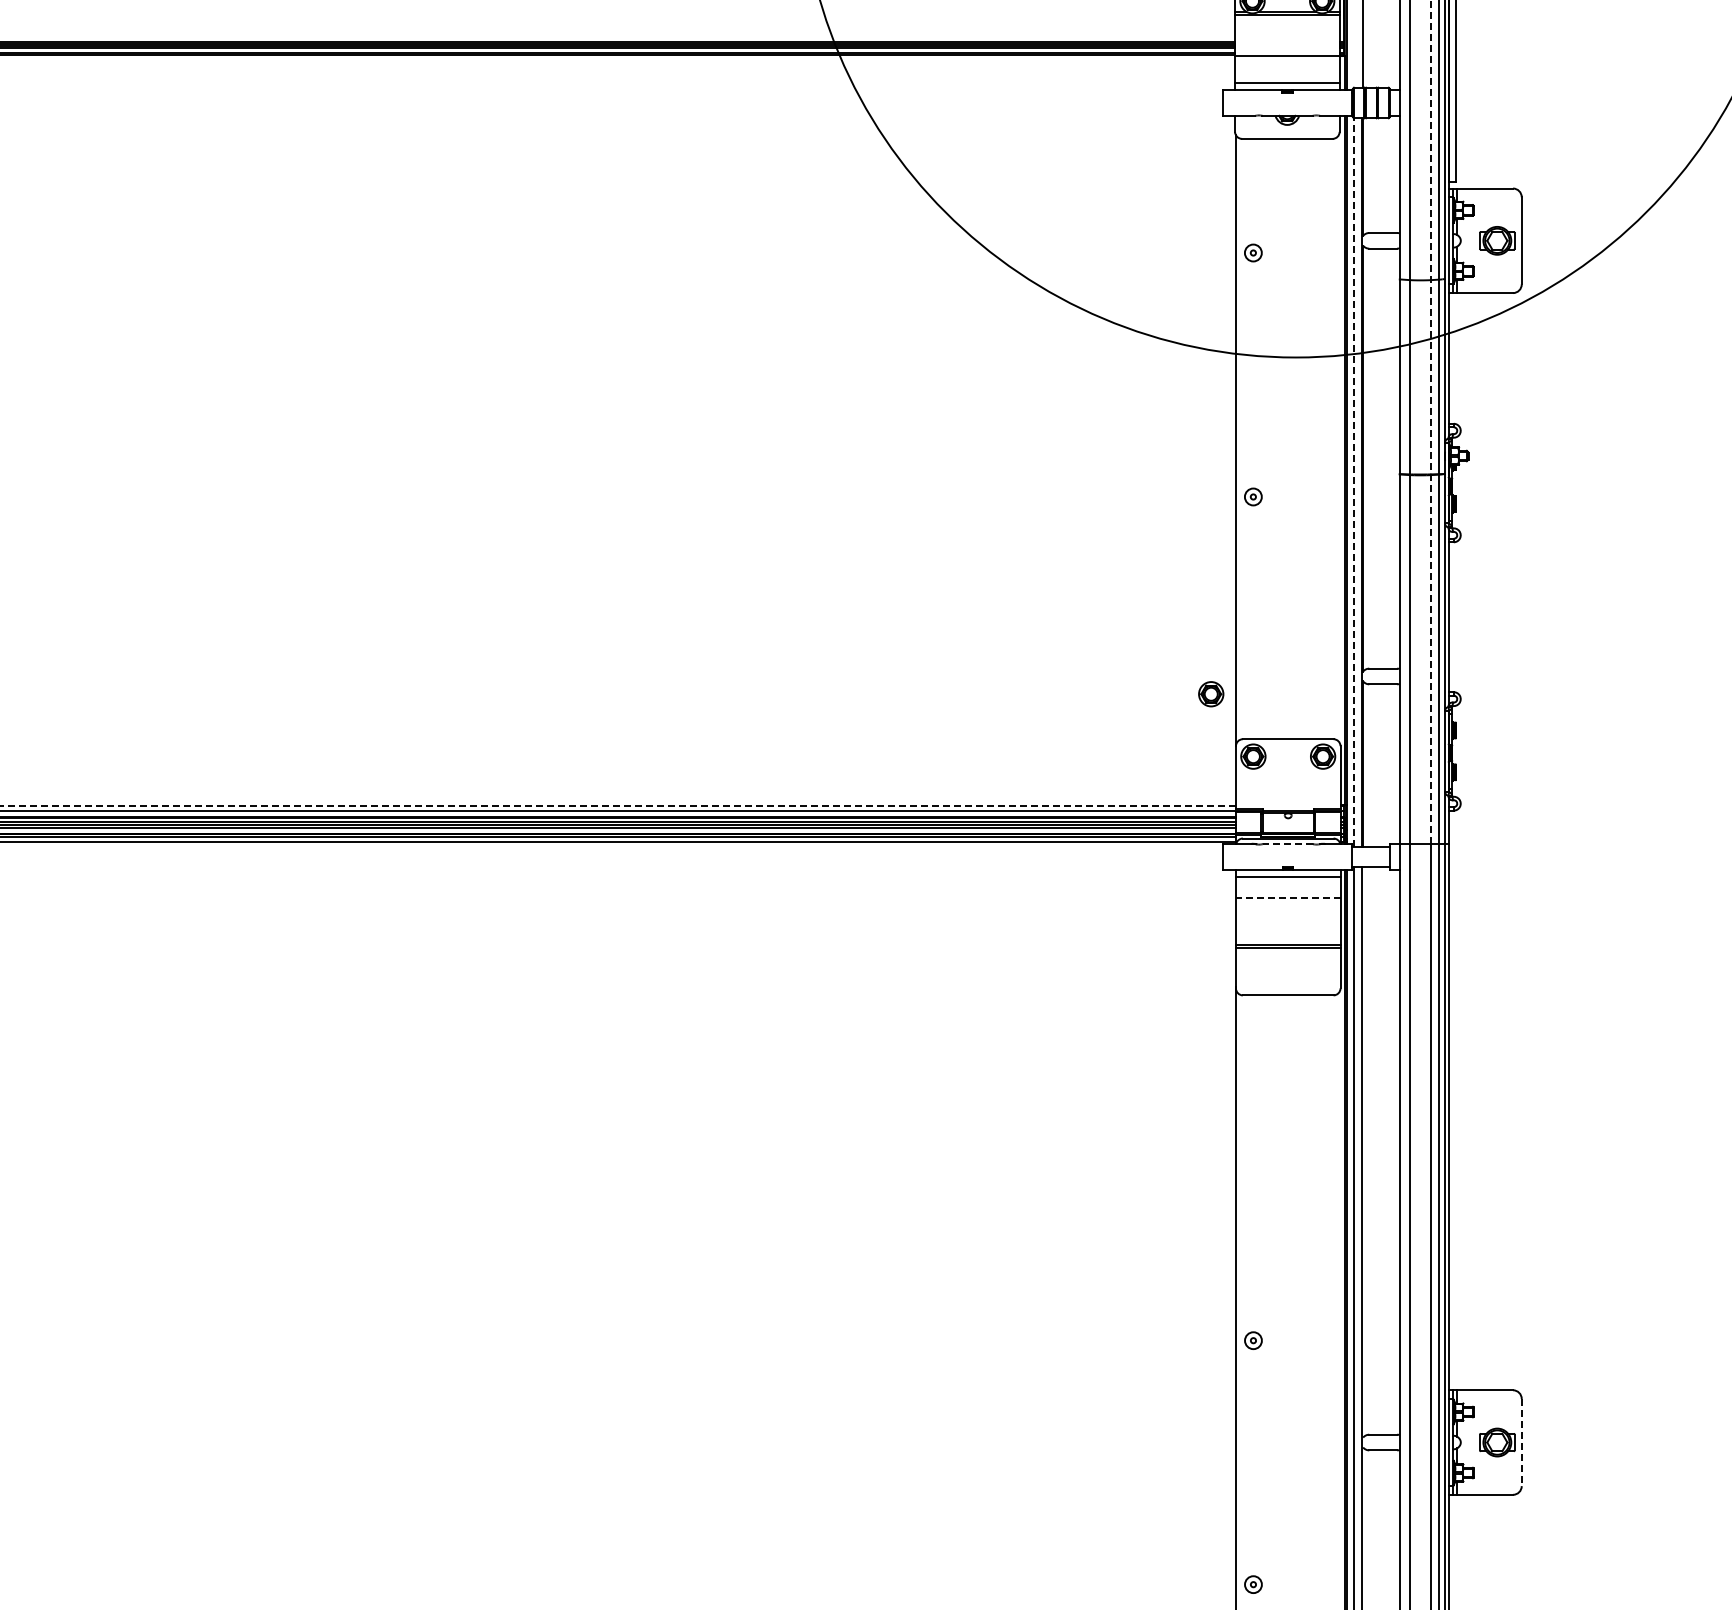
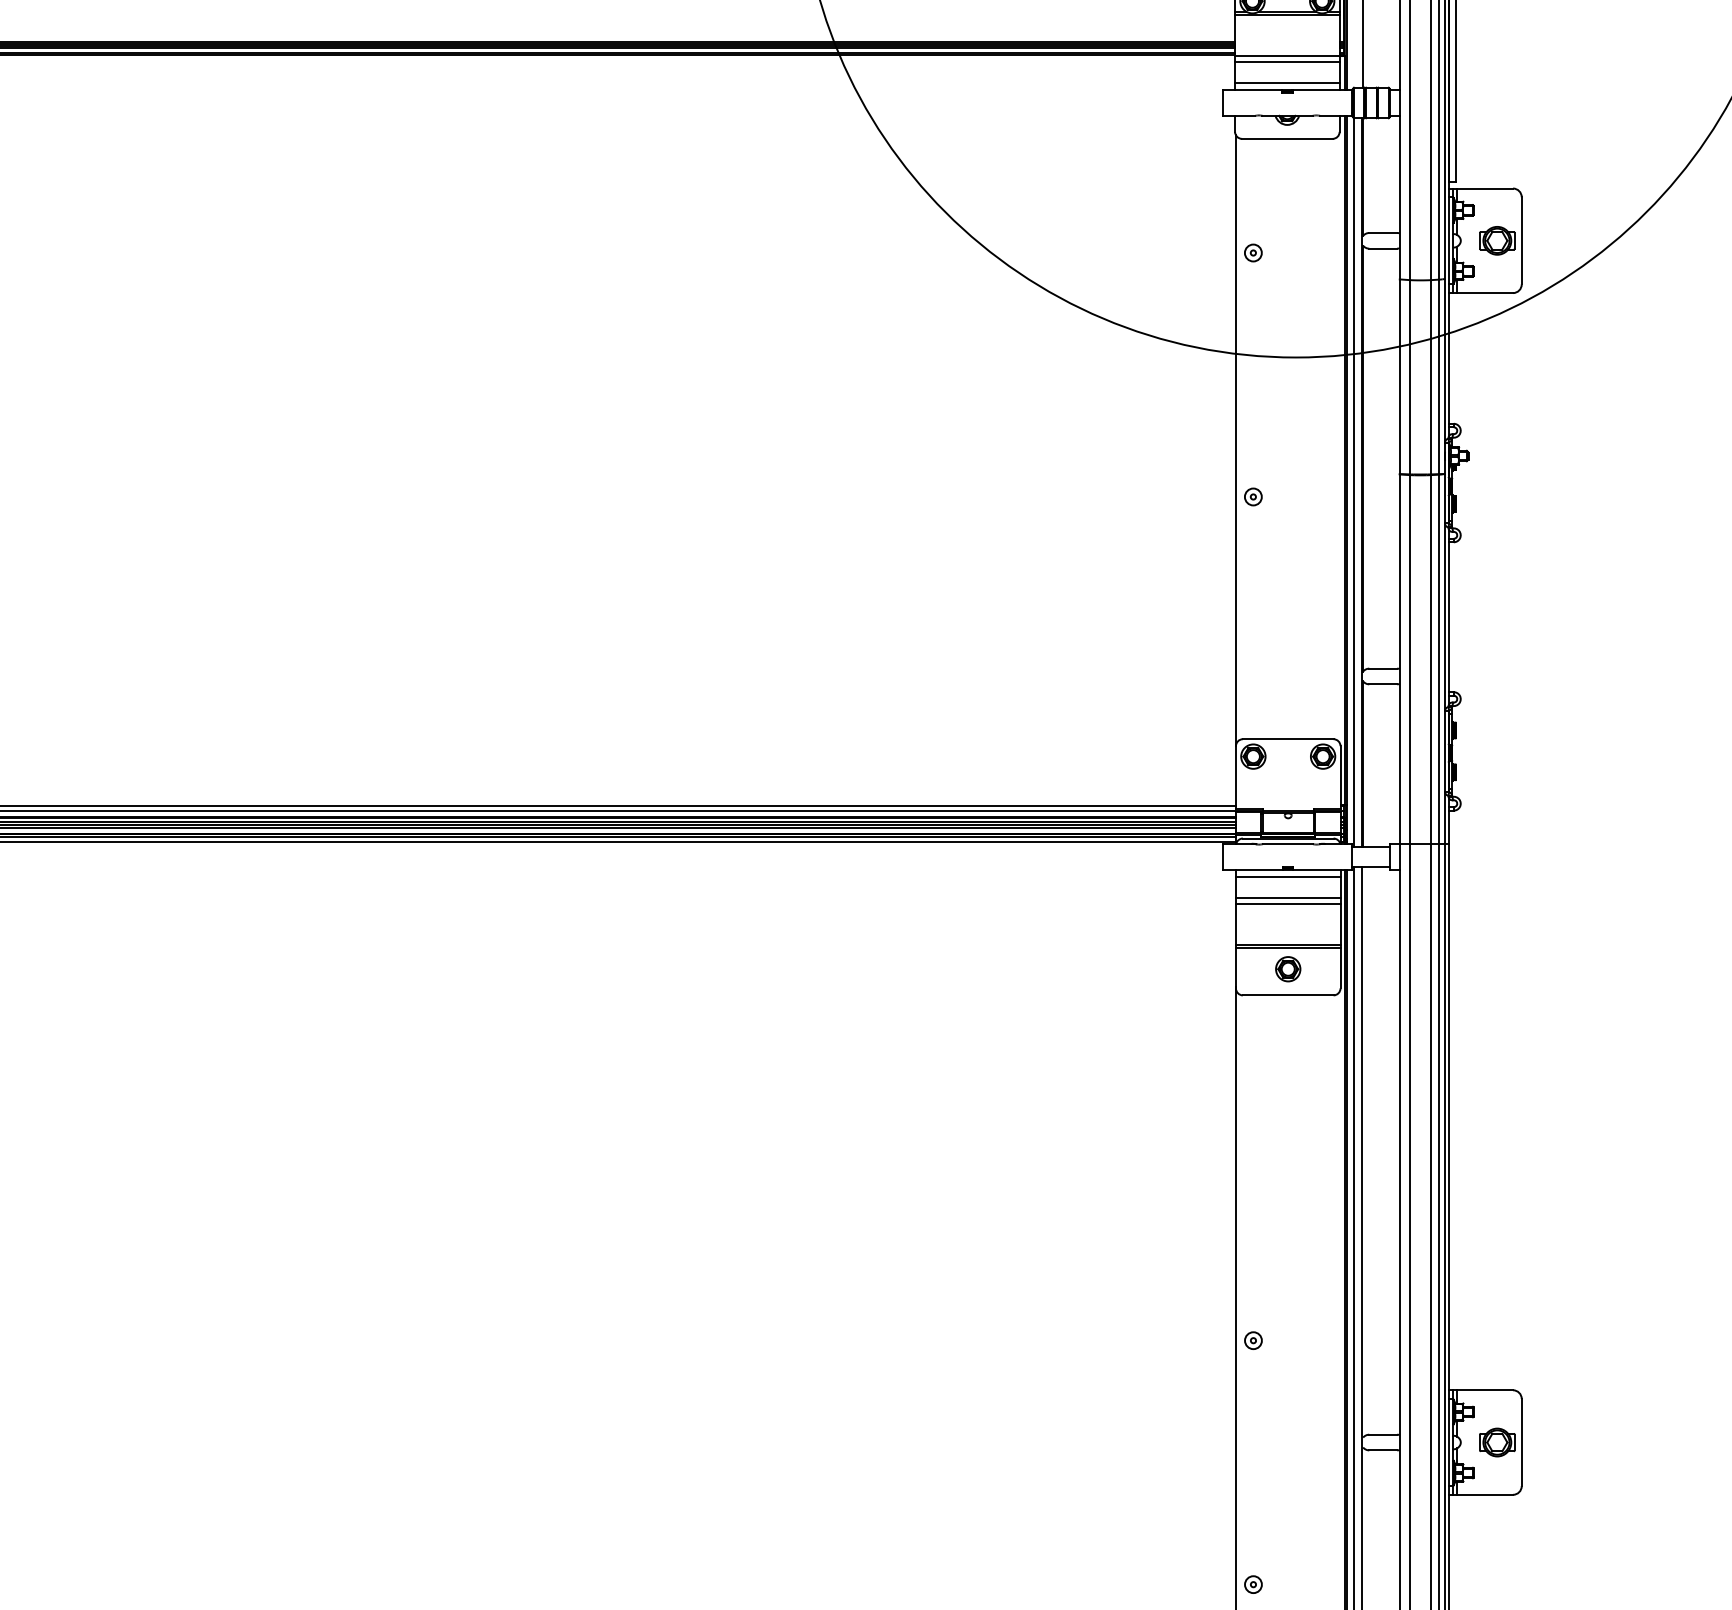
line: none -> present (1287, 62)
line: dashed -> solid (1431, 422)
line: dashed -> solid (1354, 482)
part position: (1211, 694) -> (1288, 969) (1288, 969)
line: dashed -> solid (618, 806)
line: dashed -> solid (1287, 844)
line: dashed -> solid (1287, 897)
line: none -> present (1287, 904)
line: dashed -> solid (1521, 1442)
